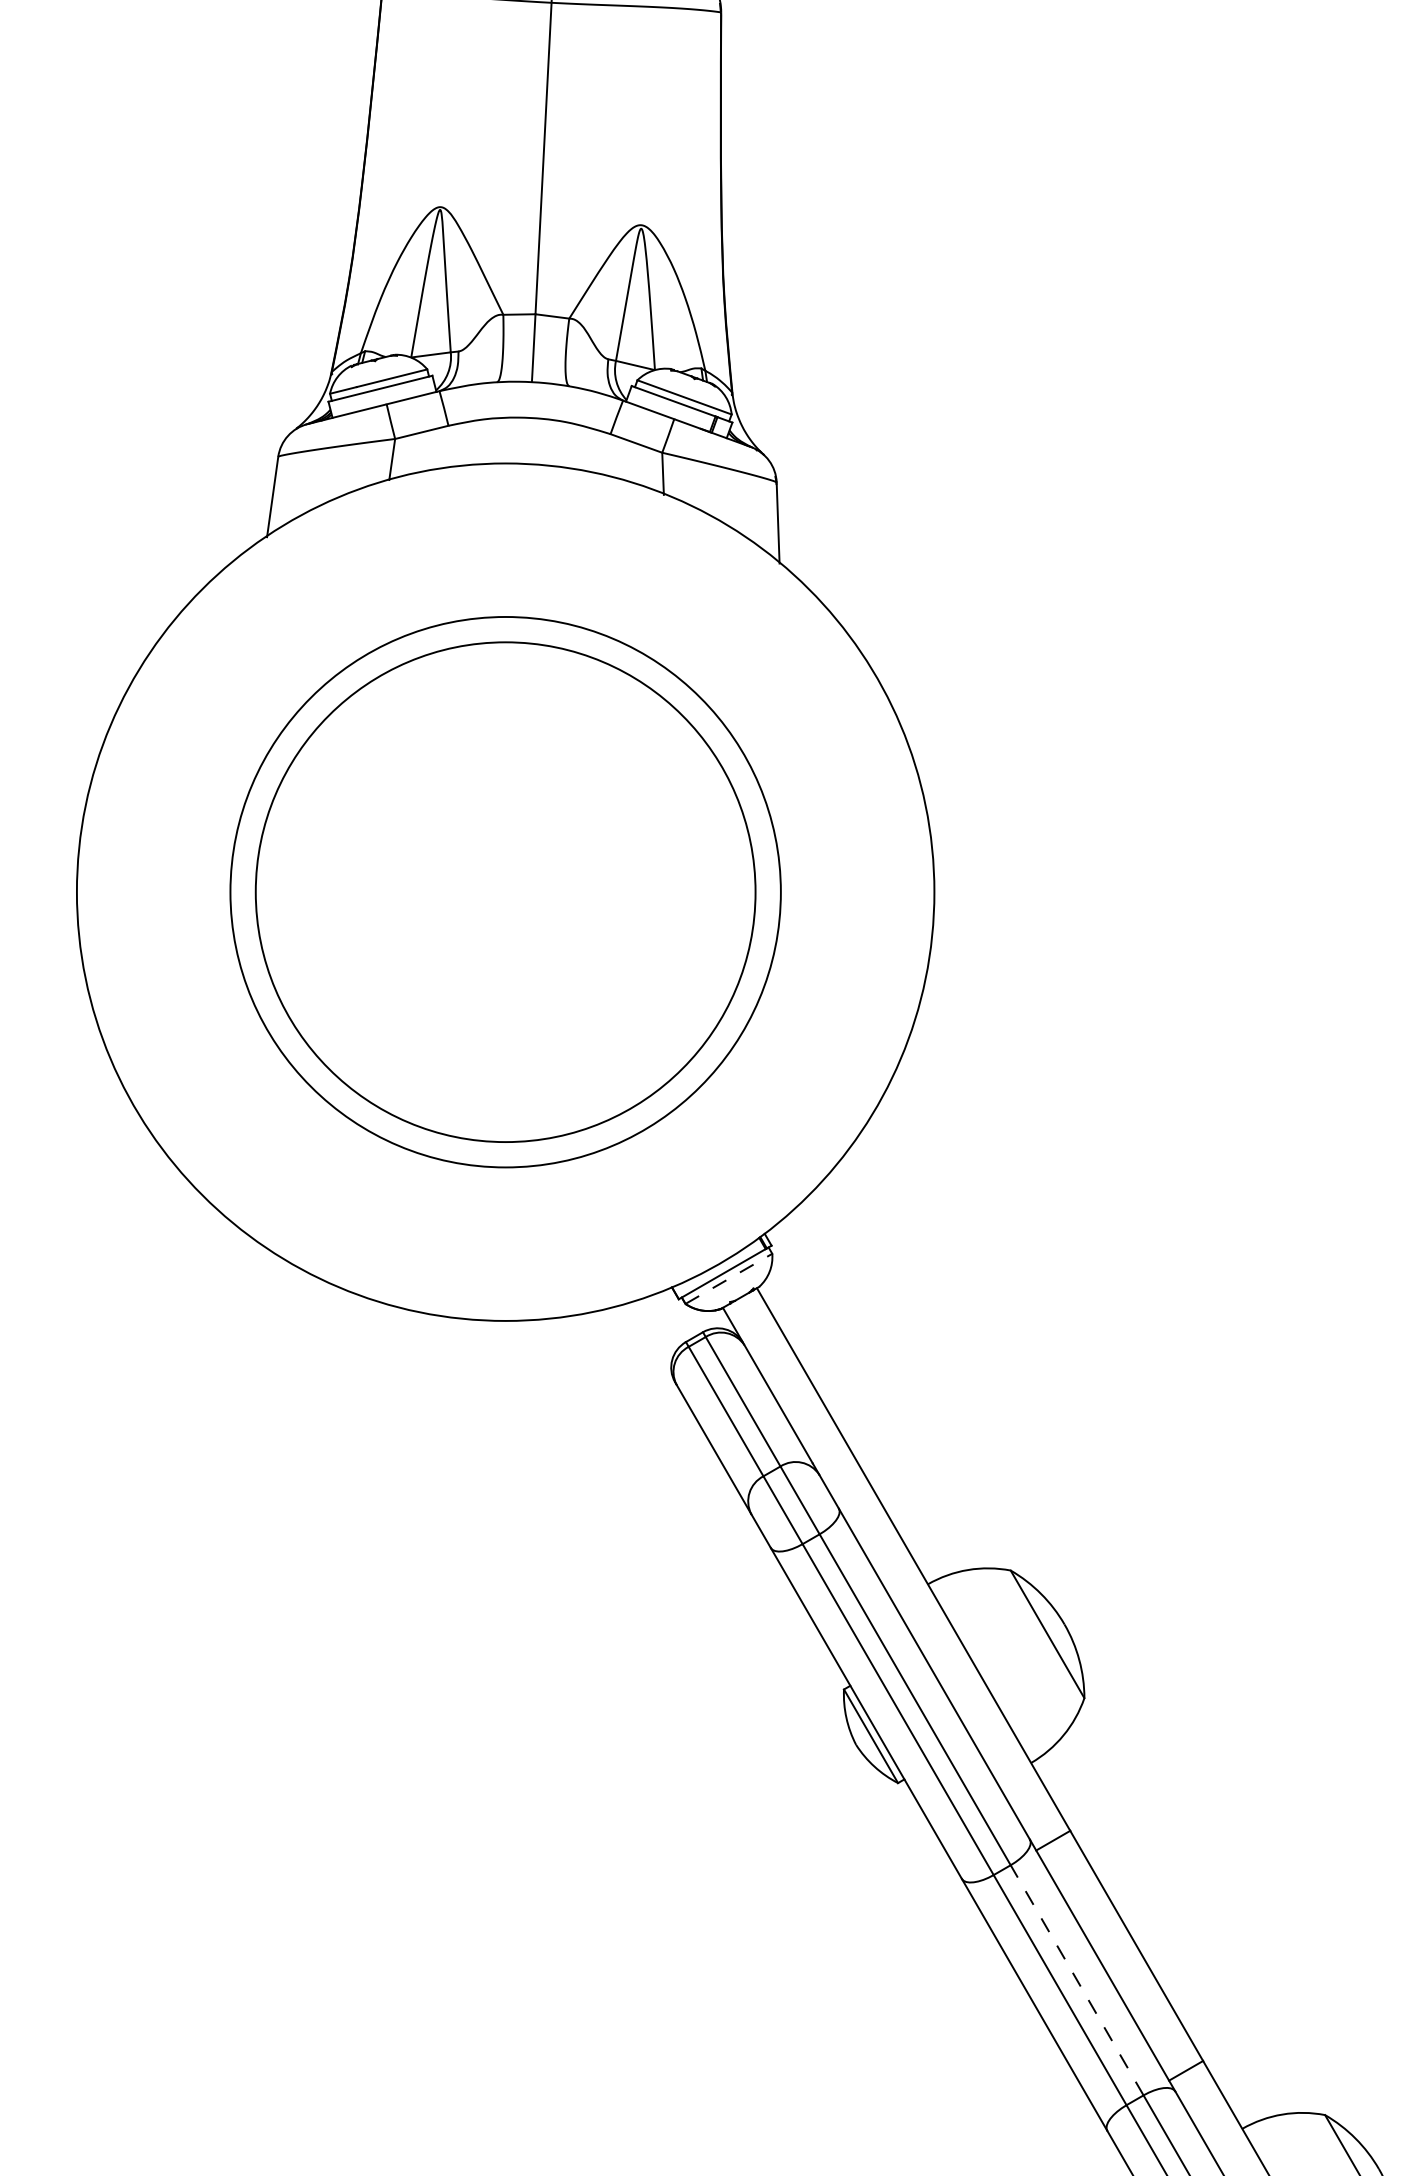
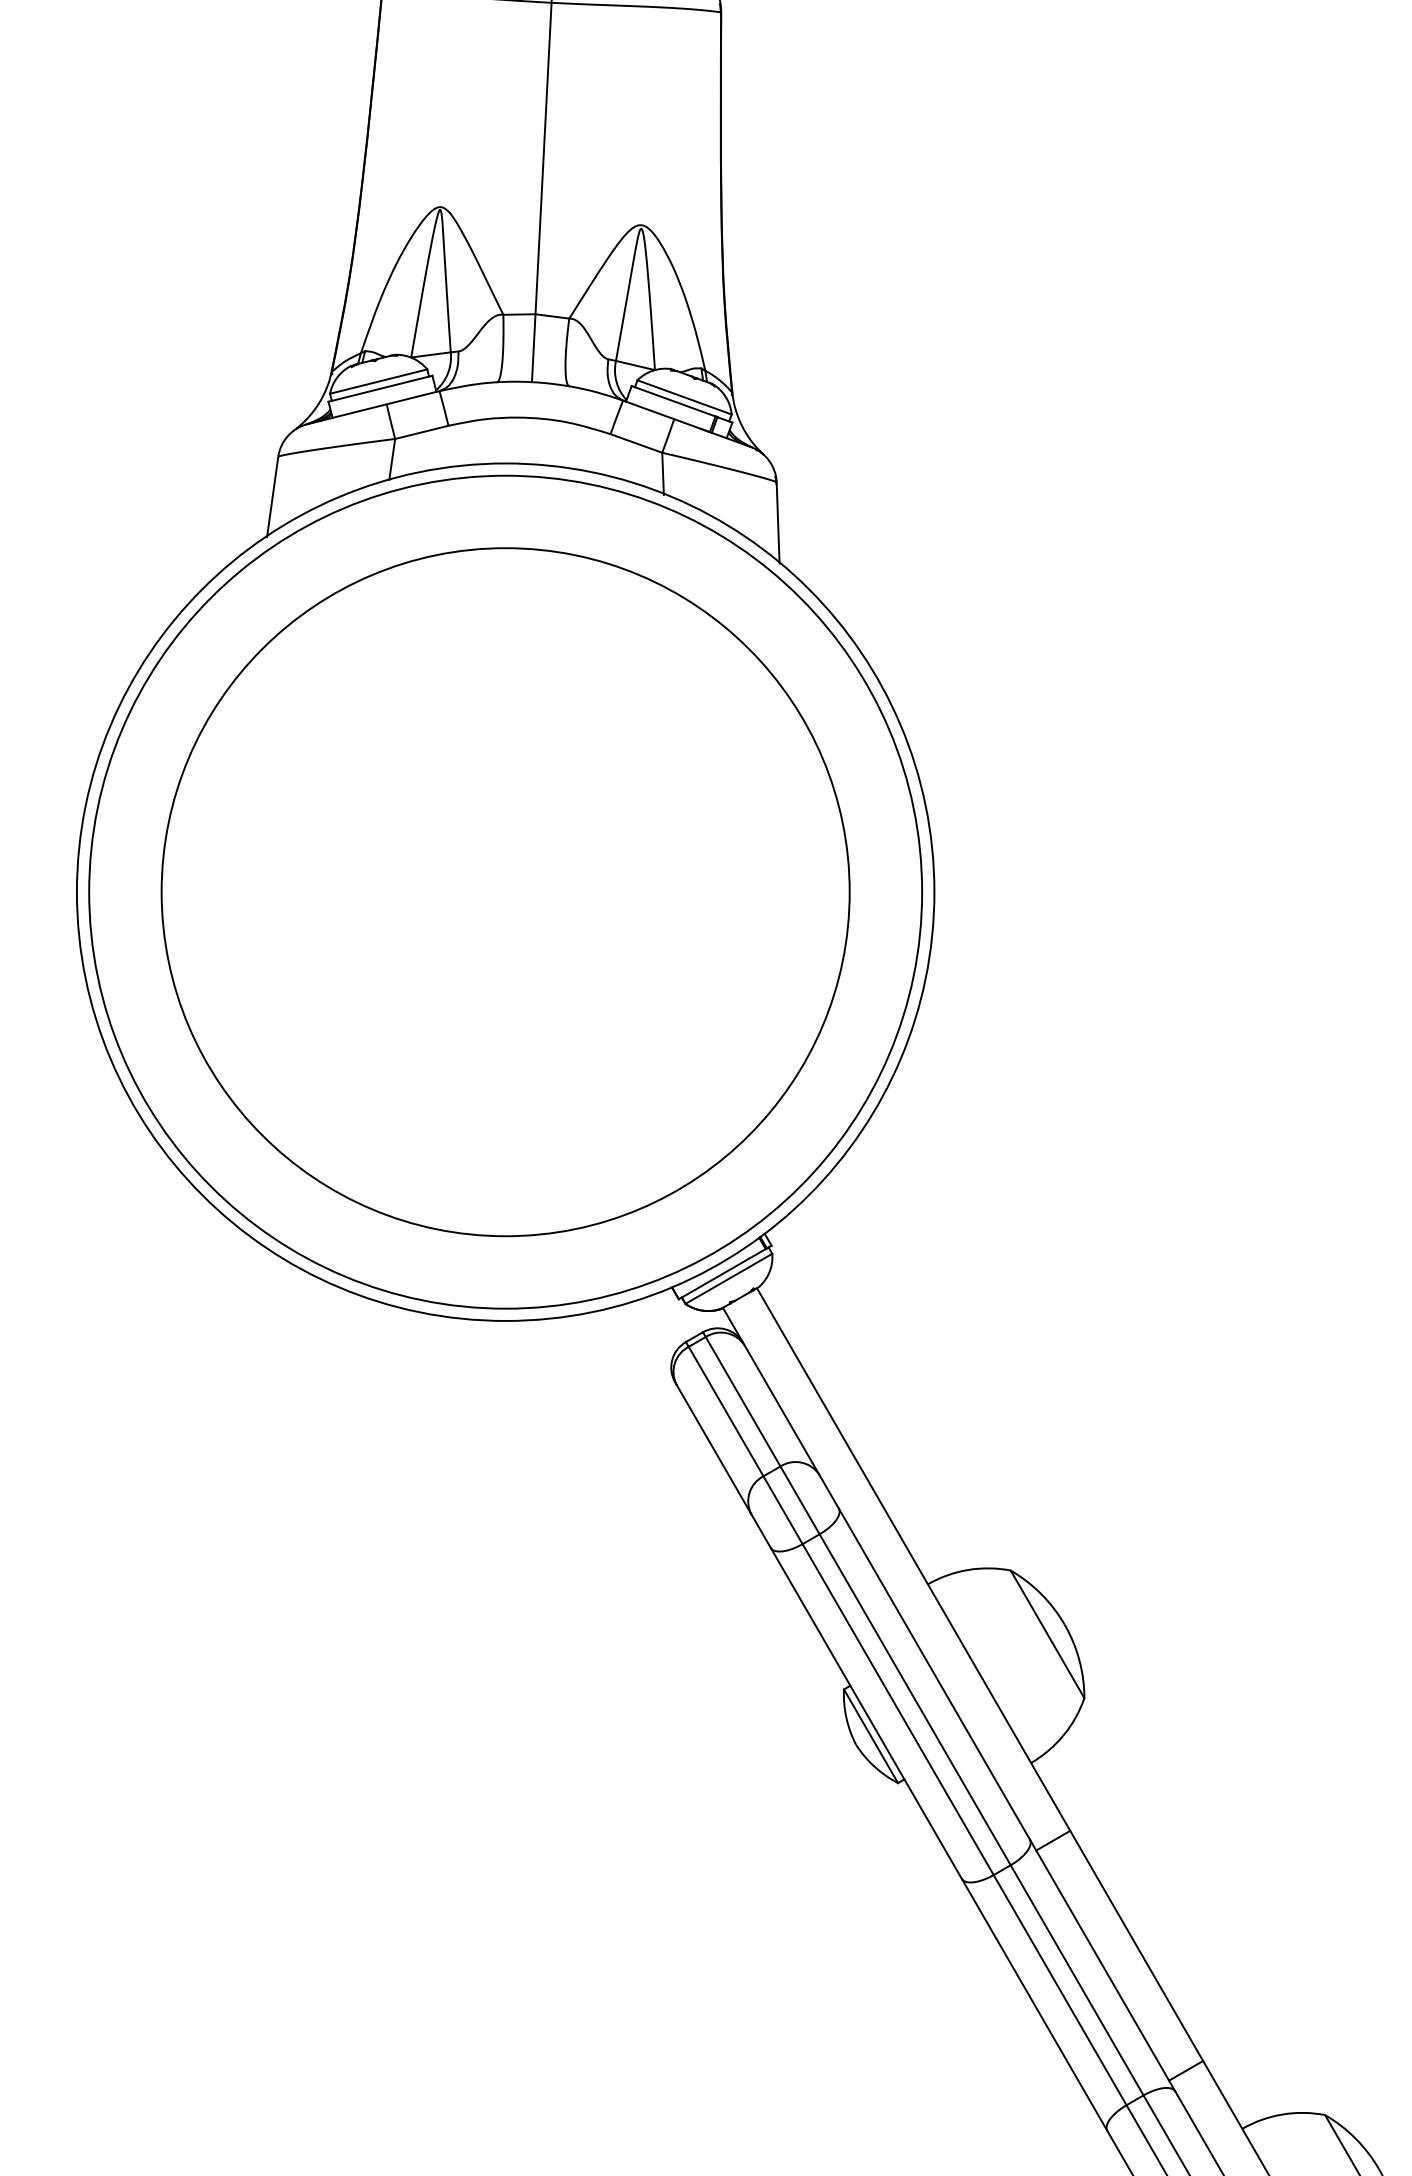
circle diameter: 550 px -> 688 px (505, 892)
circle diameter: 500 px -> 833 px (505, 891)
line: dashed -> solid (729, 1278)
line: dashed -> solid (1077, 1980)
